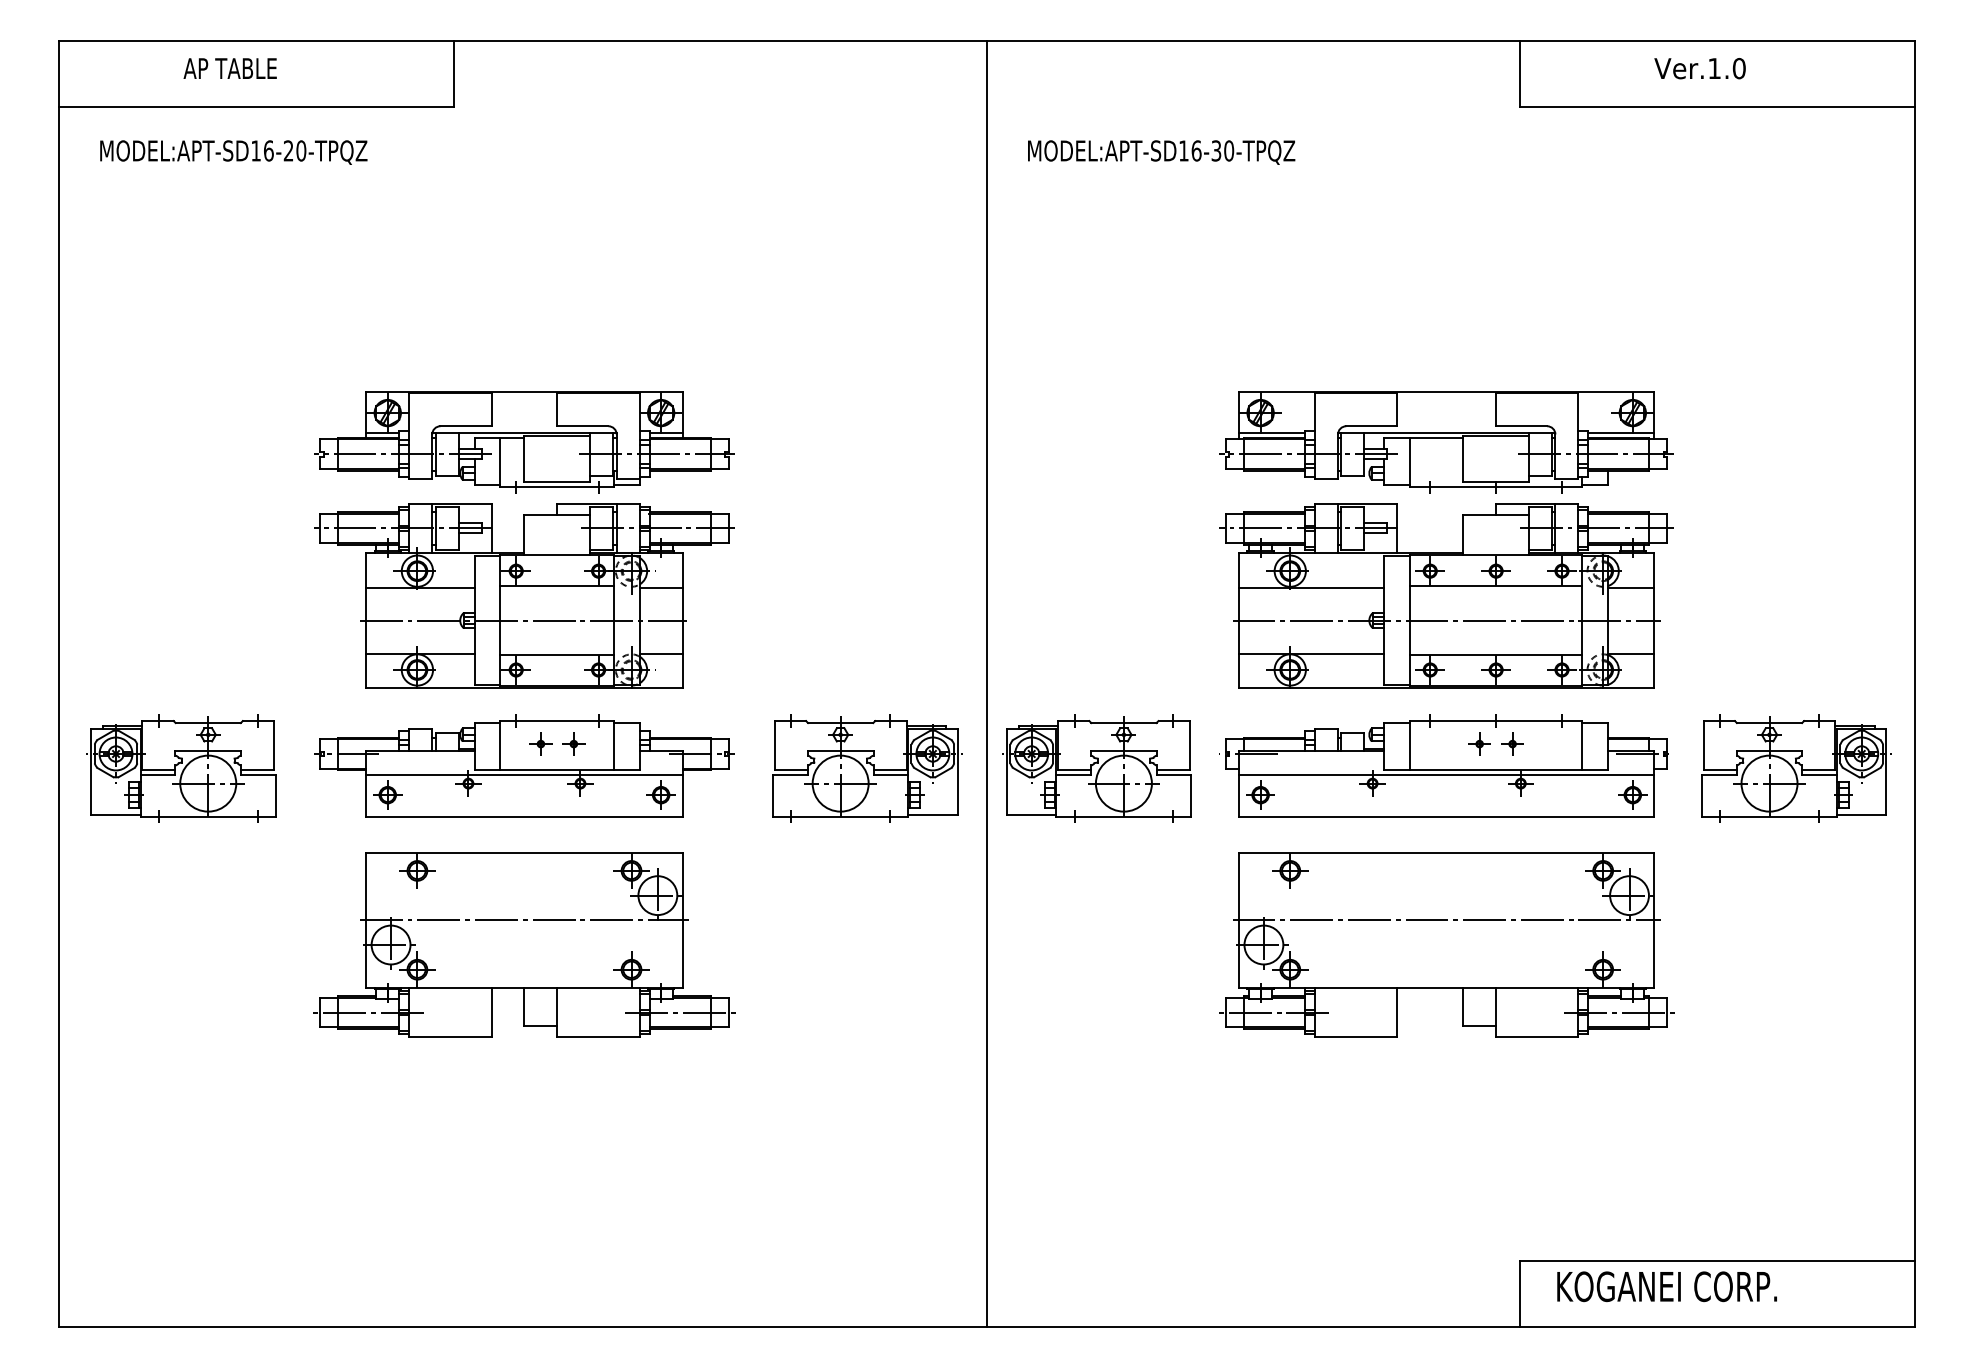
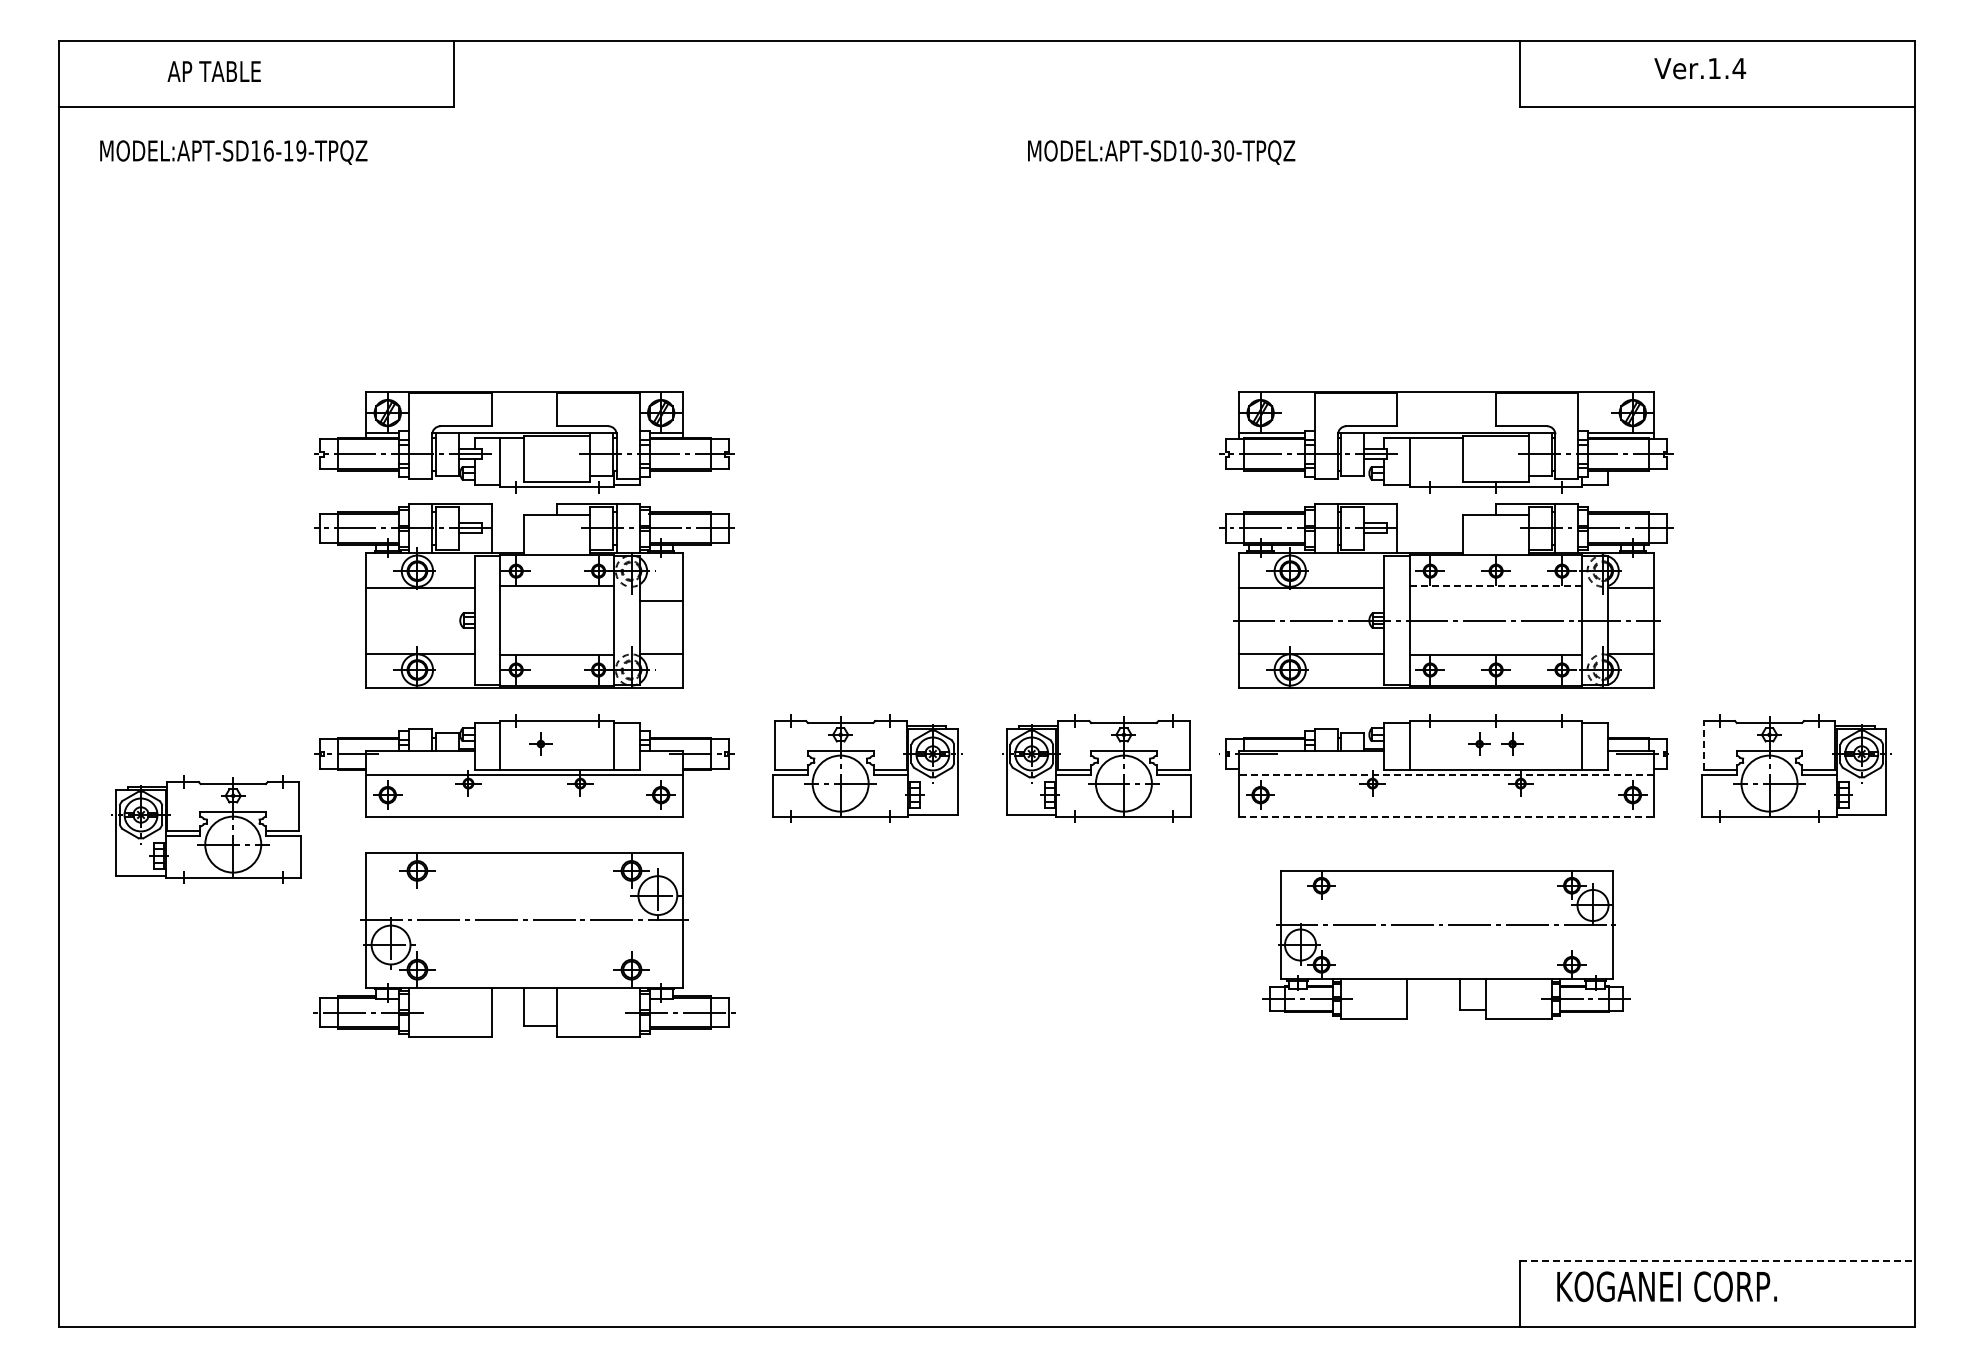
text position: (229, 68) -> (213, 71) (213, 71)
text: Ver.1.0 -> Ver.1.4 (1739, 68)
text: MODEL:APT-SD16-20-TPQZ -> MODEL:APT-SD16-19-TPQZ (294, 150)
text: MODEL:APT-SD16-30-TPQZ -> MODEL:APT-SD10-30-TPQZ (1196, 150)
line: solid -> dashed (1496, 586)
line position: (660, 587) -> (660, 600) (660, 600)
line: present -> none (522, 620)
line: present -> none (986, 683)
part: present -> none (573, 743)
line: solid -> dashed (1703, 745)
part position: (181, 768) -> (206, 829) (206, 829)
line: solid -> dashed (1446, 775)
line: solid -> dashed (1446, 816)
part size: 456x186 px -> 369x150 px (1446, 944)
line: solid -> dashed (1717, 1261)
